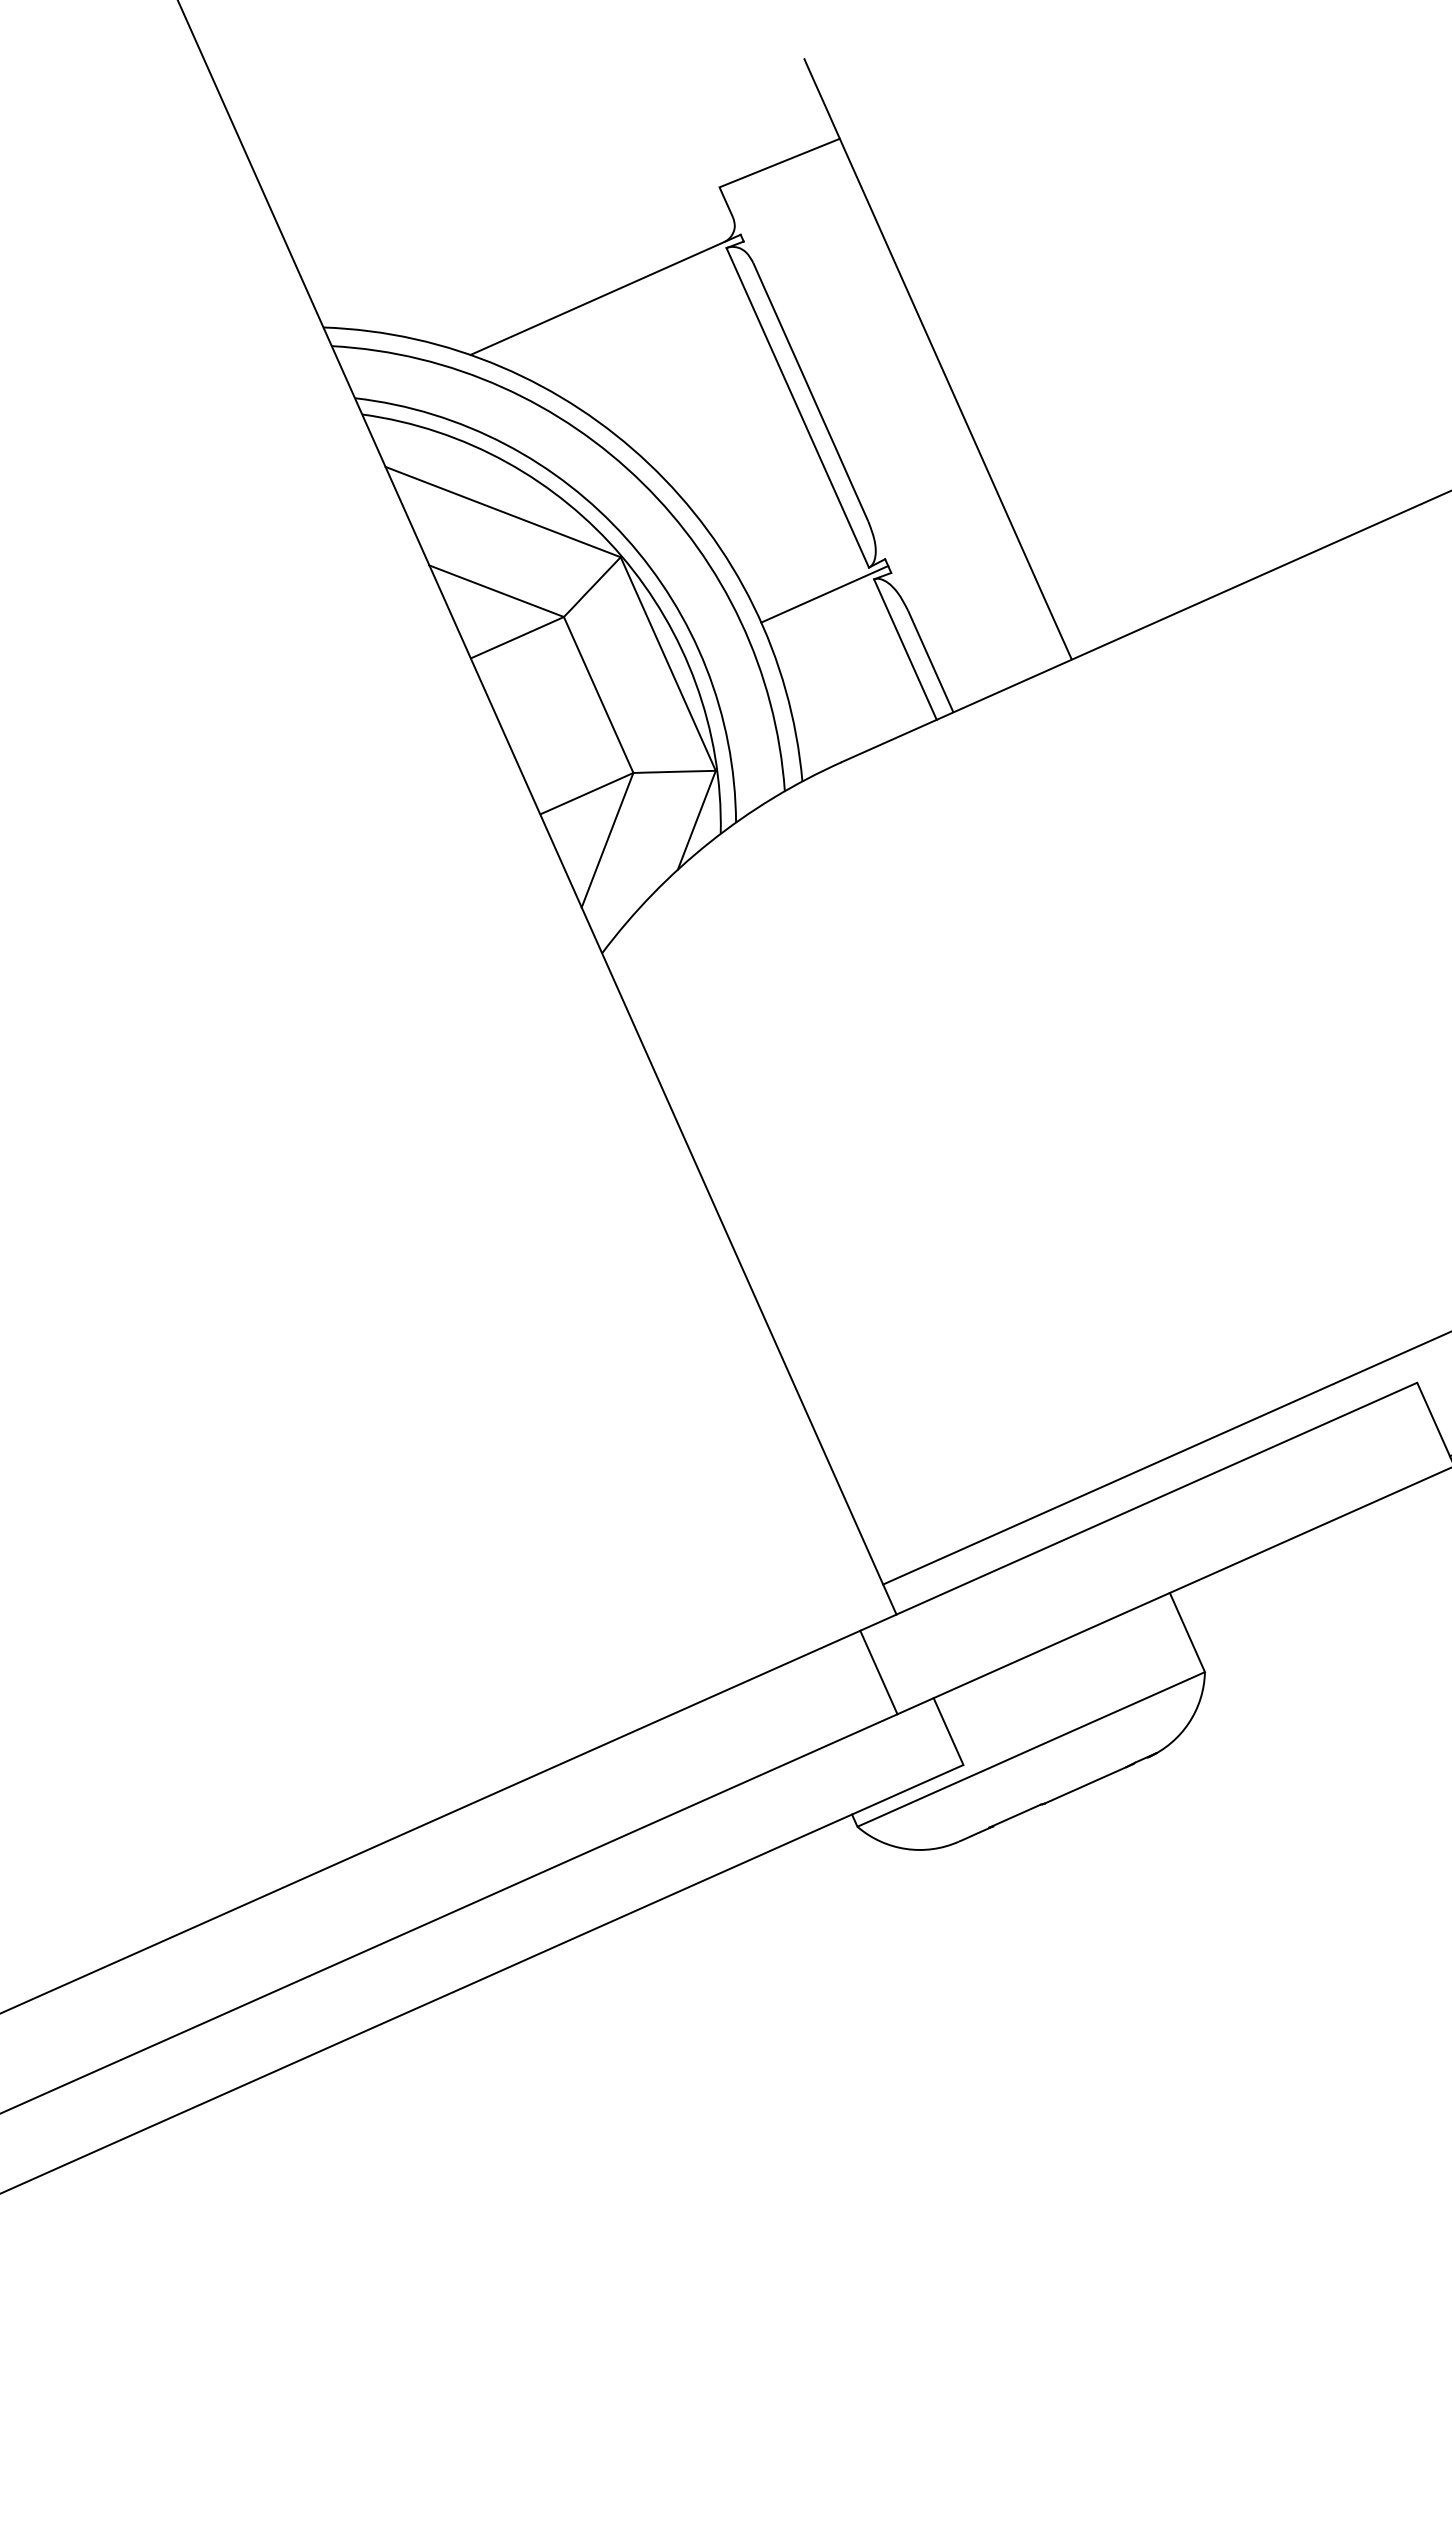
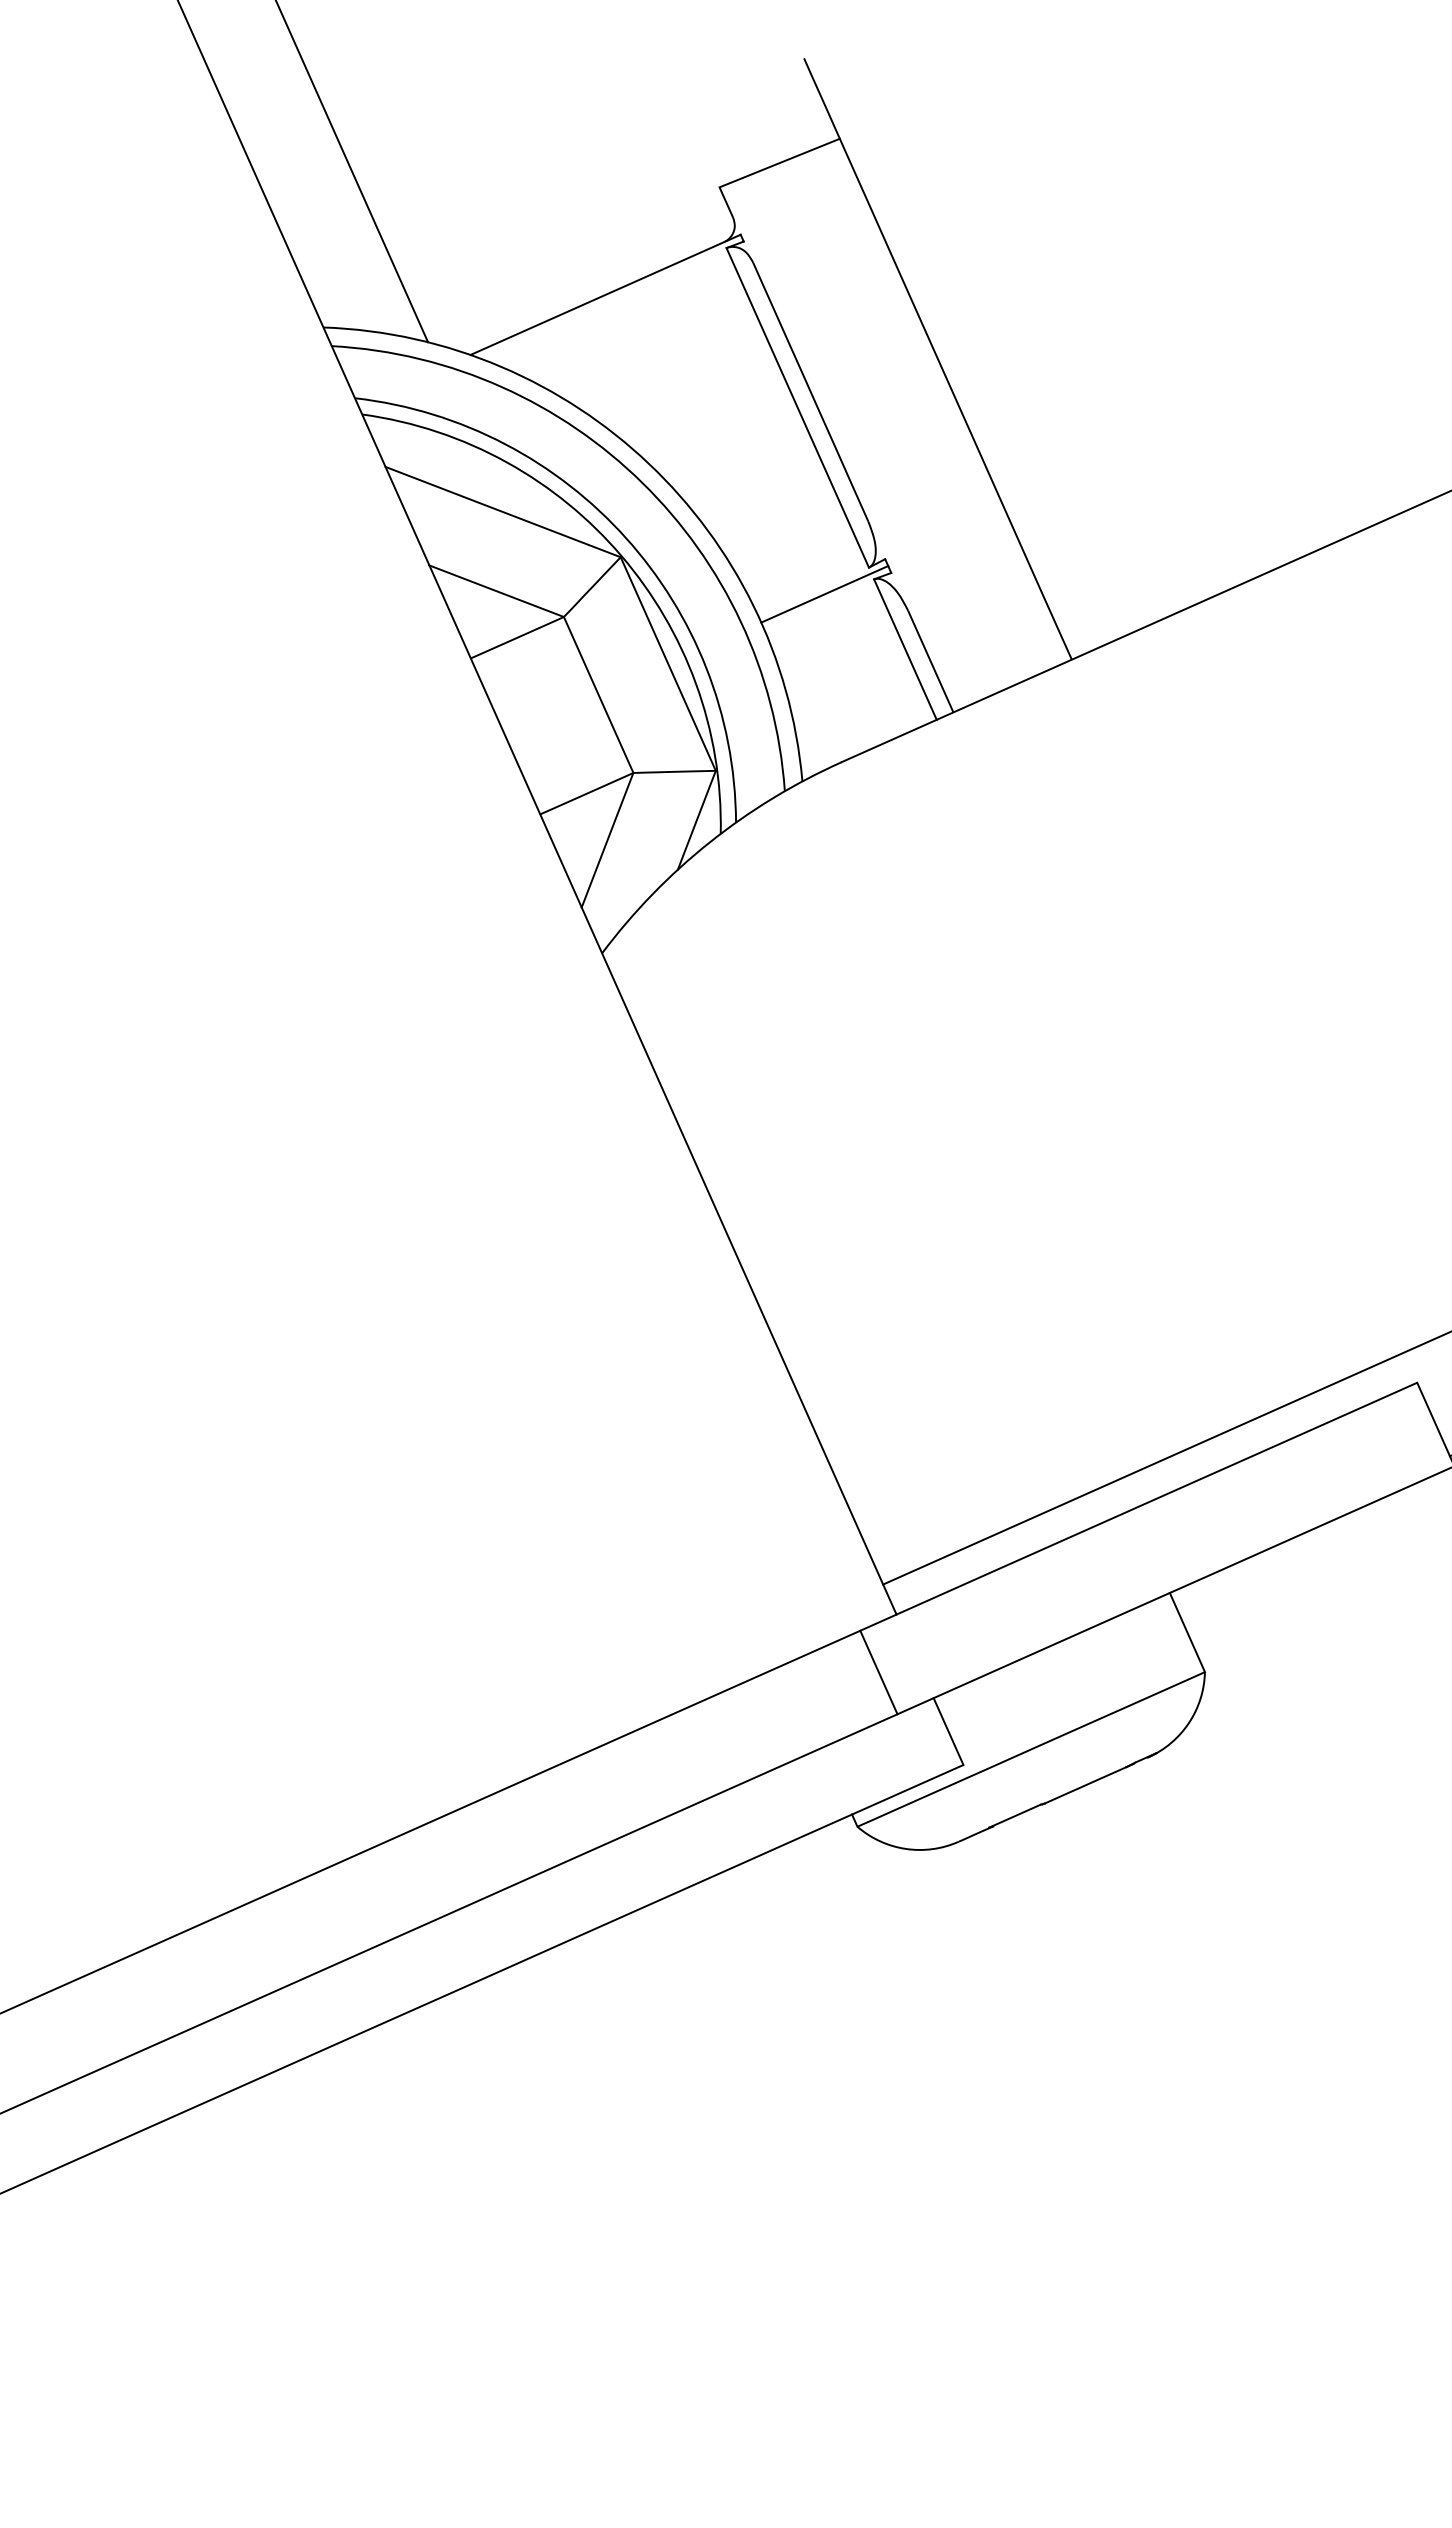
line: none -> present (352, 172)
